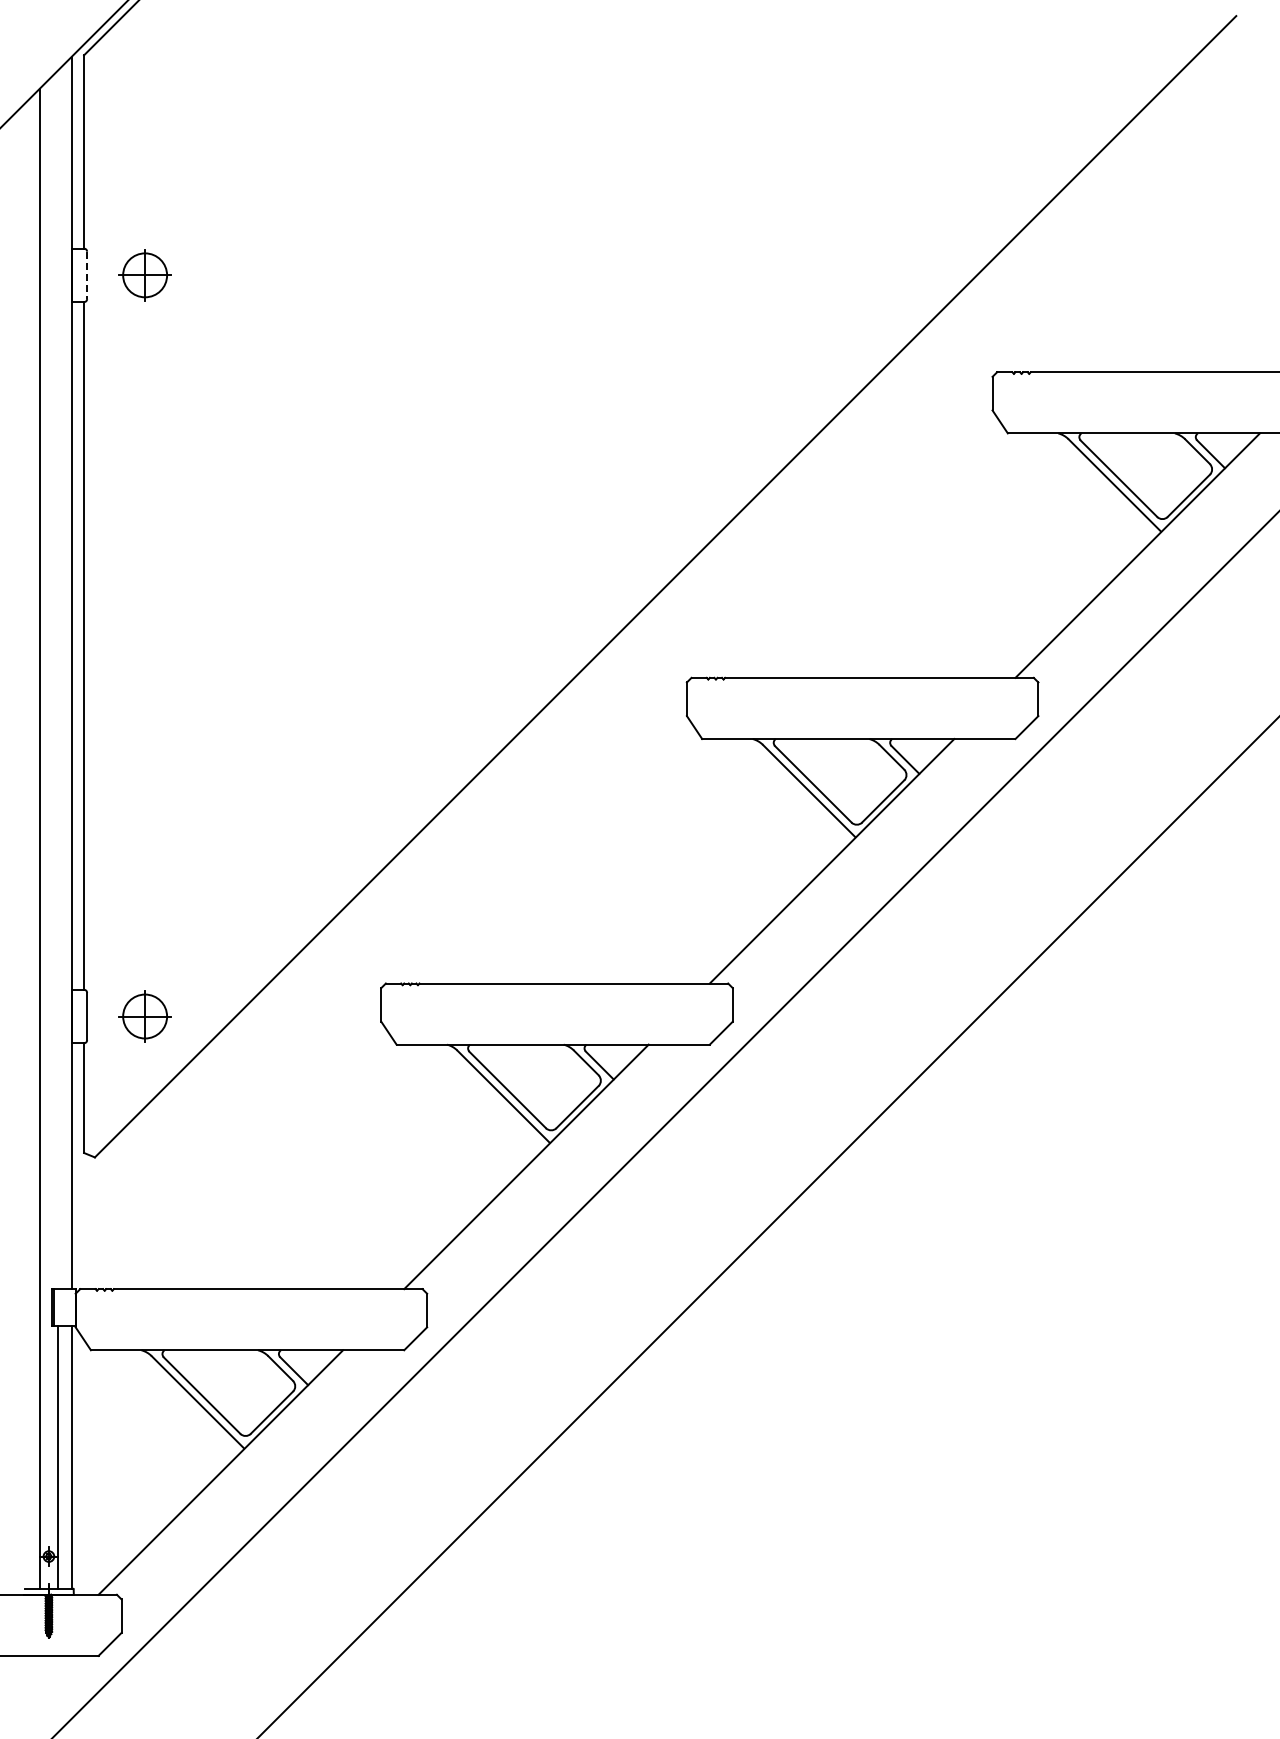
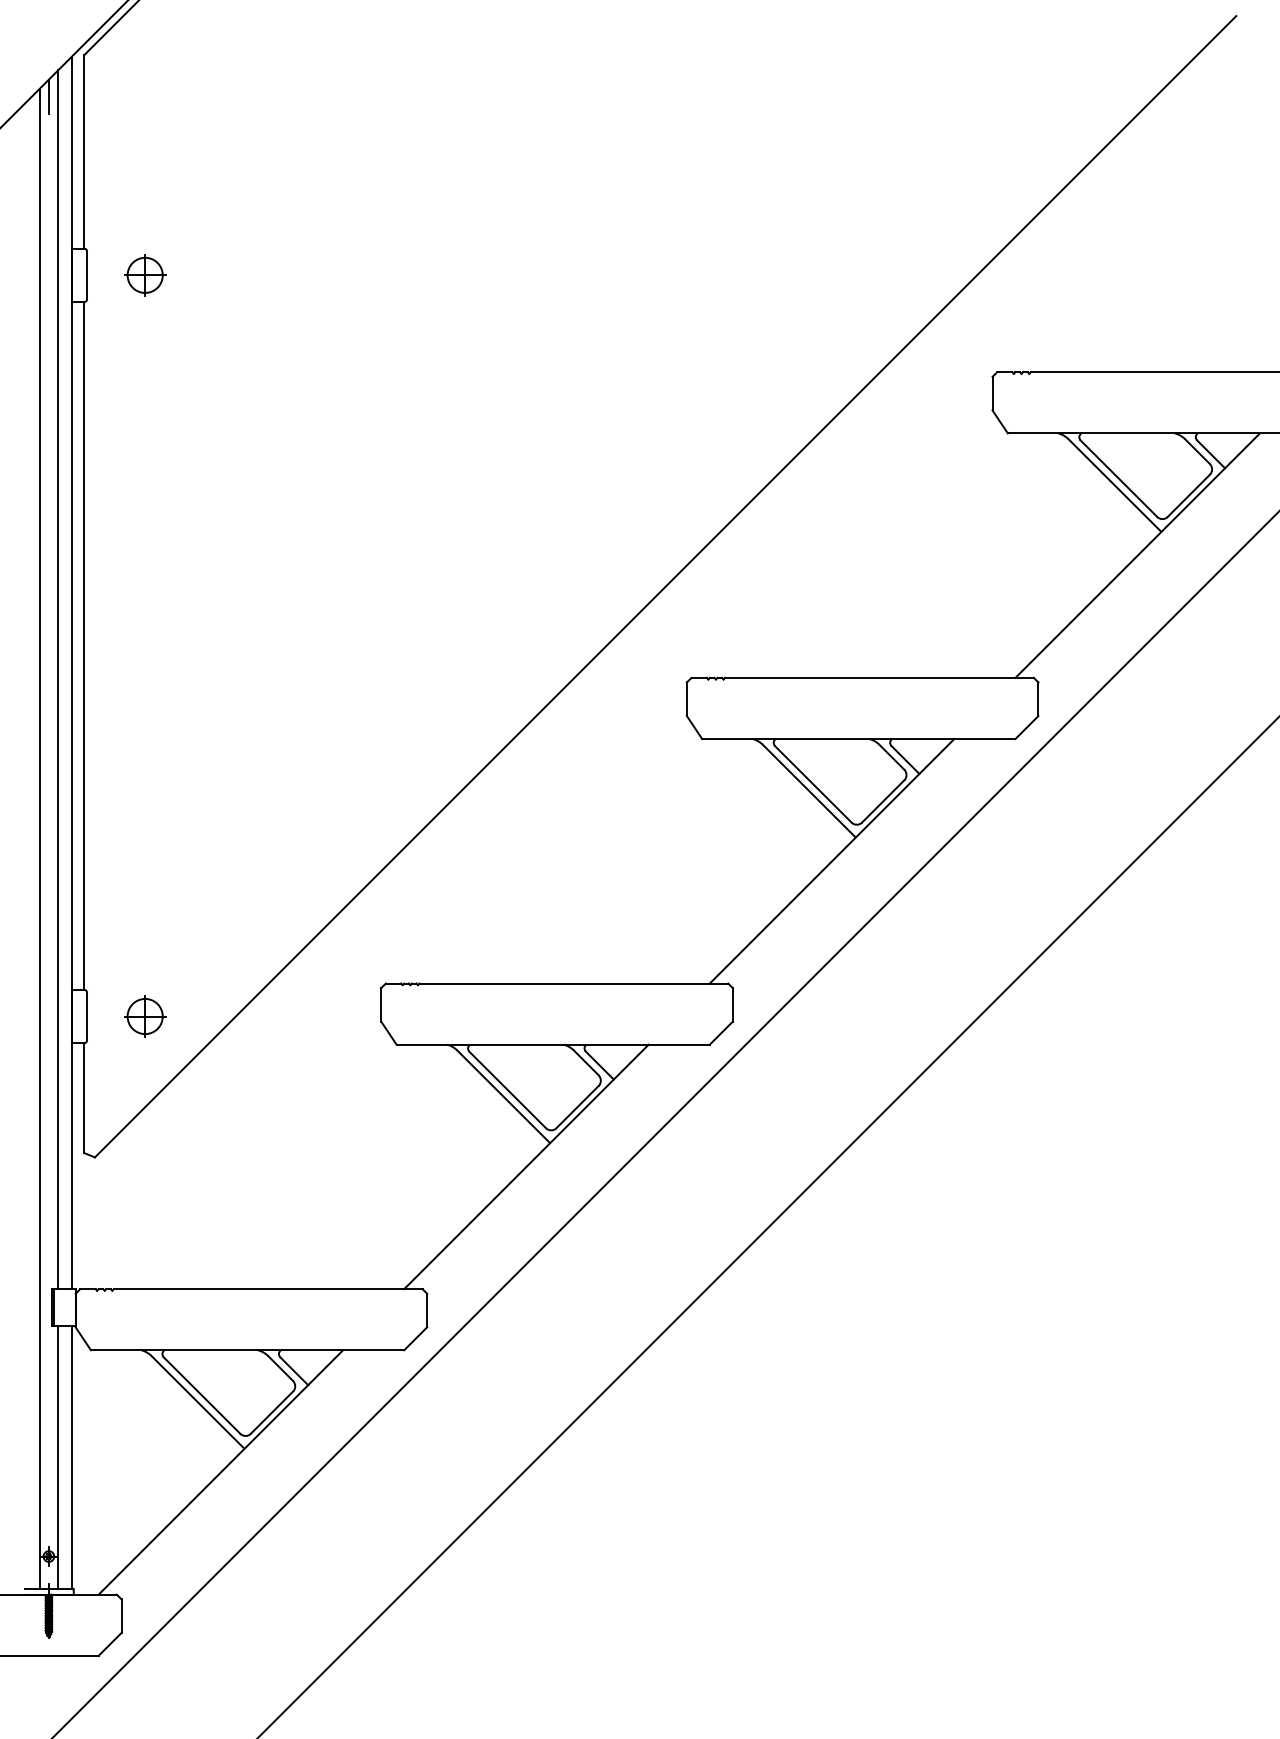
line: none -> present (48, 96)
line: dashed -> solid (87, 275)
part size: 54x53 px -> 43x43 px (145, 275)
line: none -> present (58, 679)
part size: 54x53 px -> 43x43 px (145, 1016)
